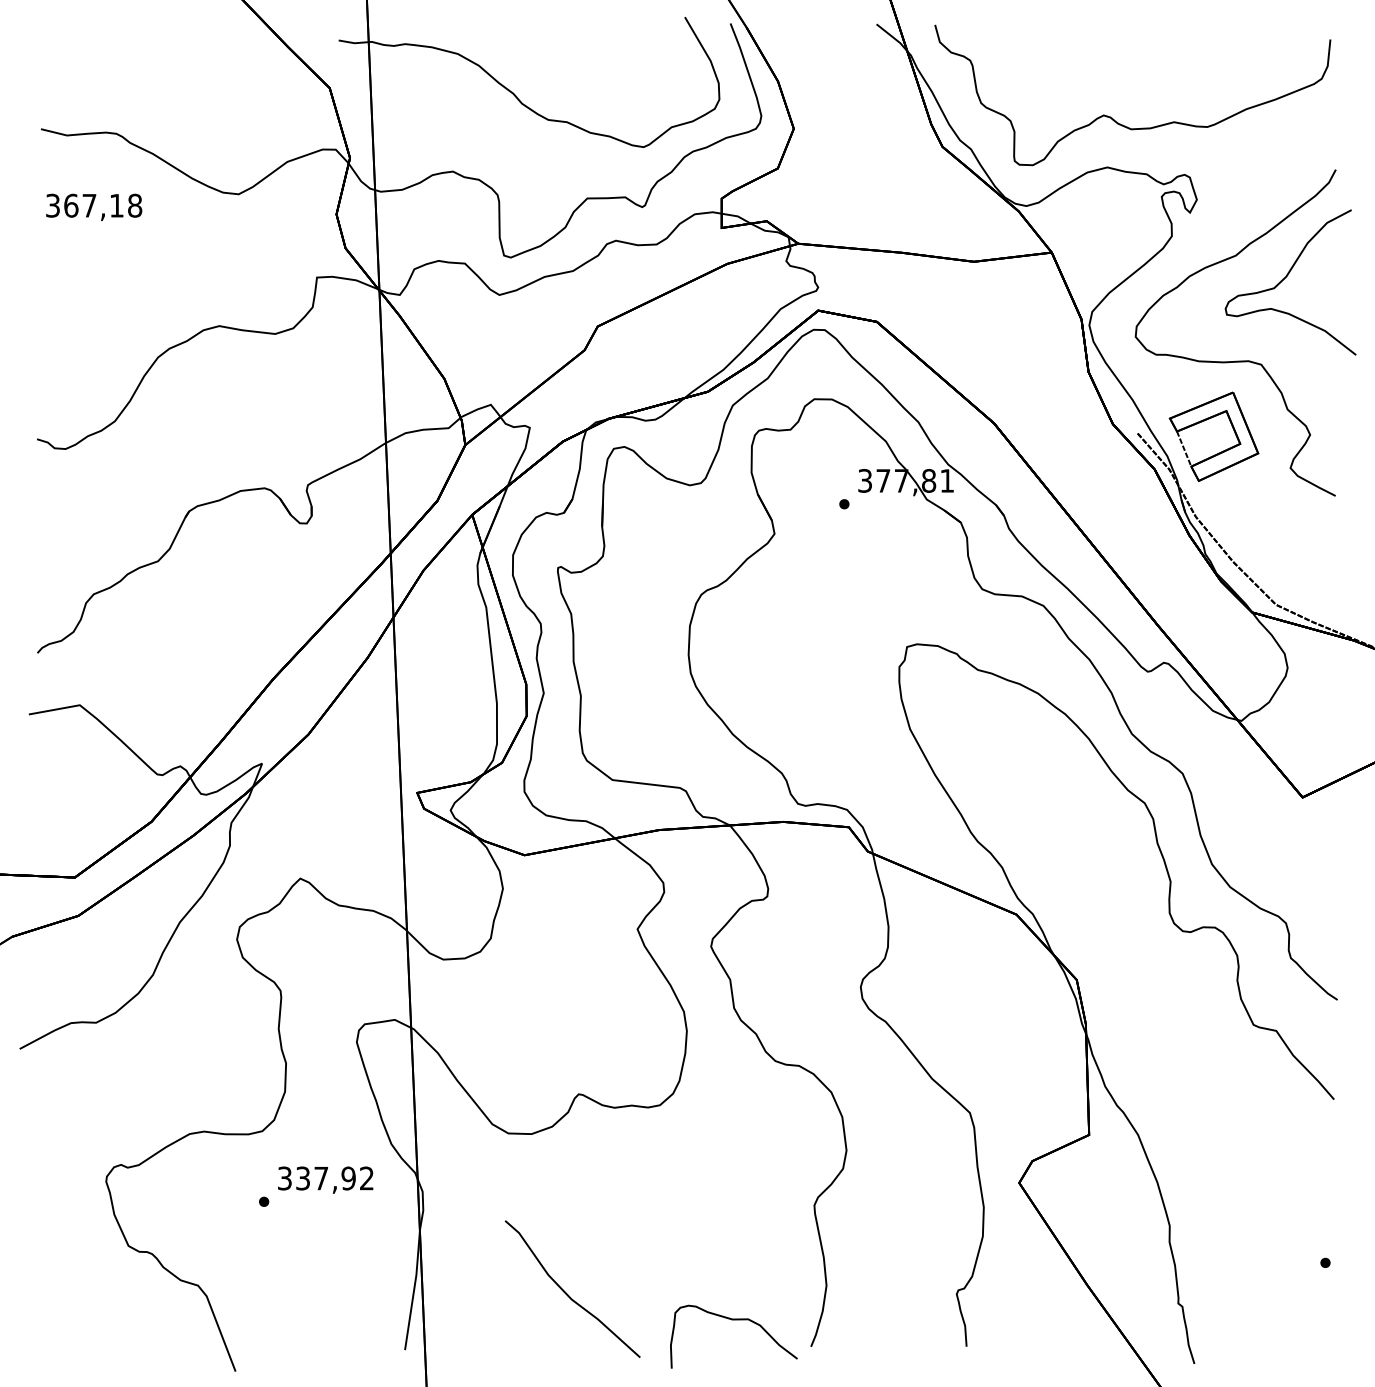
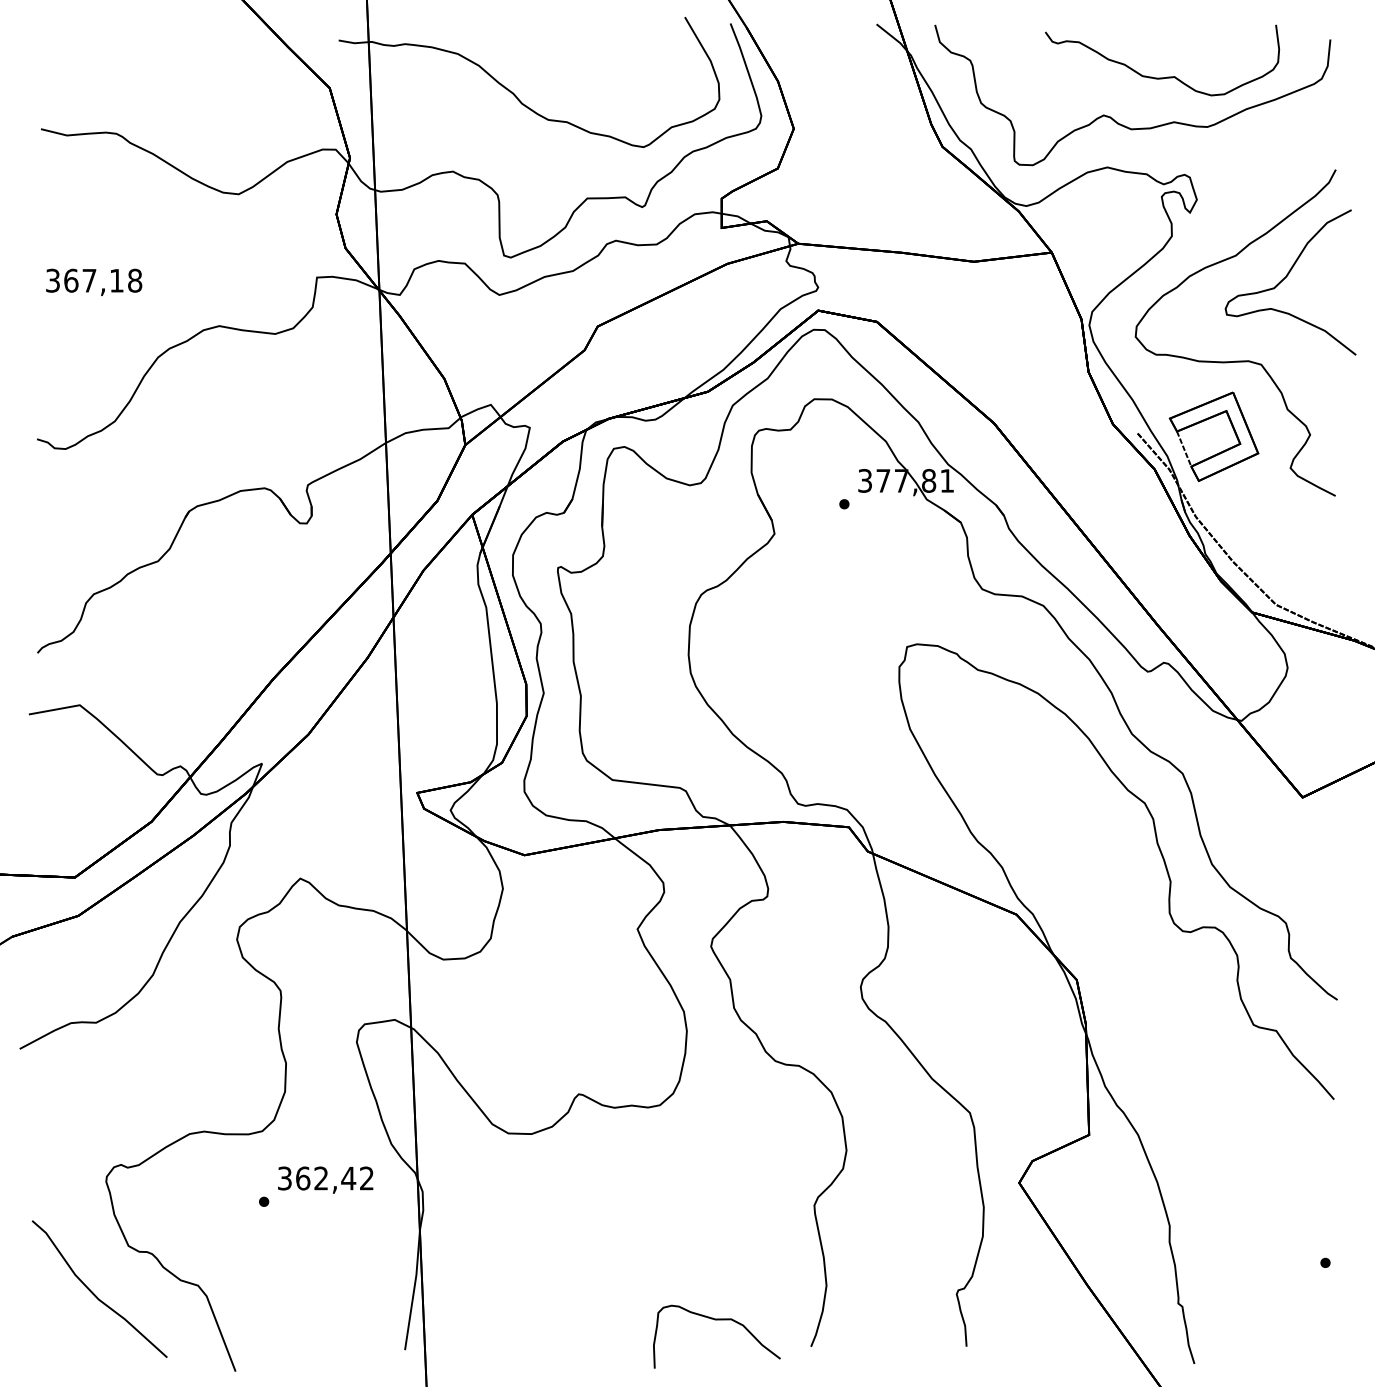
curve: none -> present (1167, 76)
text position: (94, 206) -> (94, 281) (94, 281)
text: 337,92 -> 362,42 (326, 1178)
curve position: (567, 1293) -> (94, 1293) (94, 1293)
curve position: (733, 1320) -> (716, 1320) (716, 1320)
